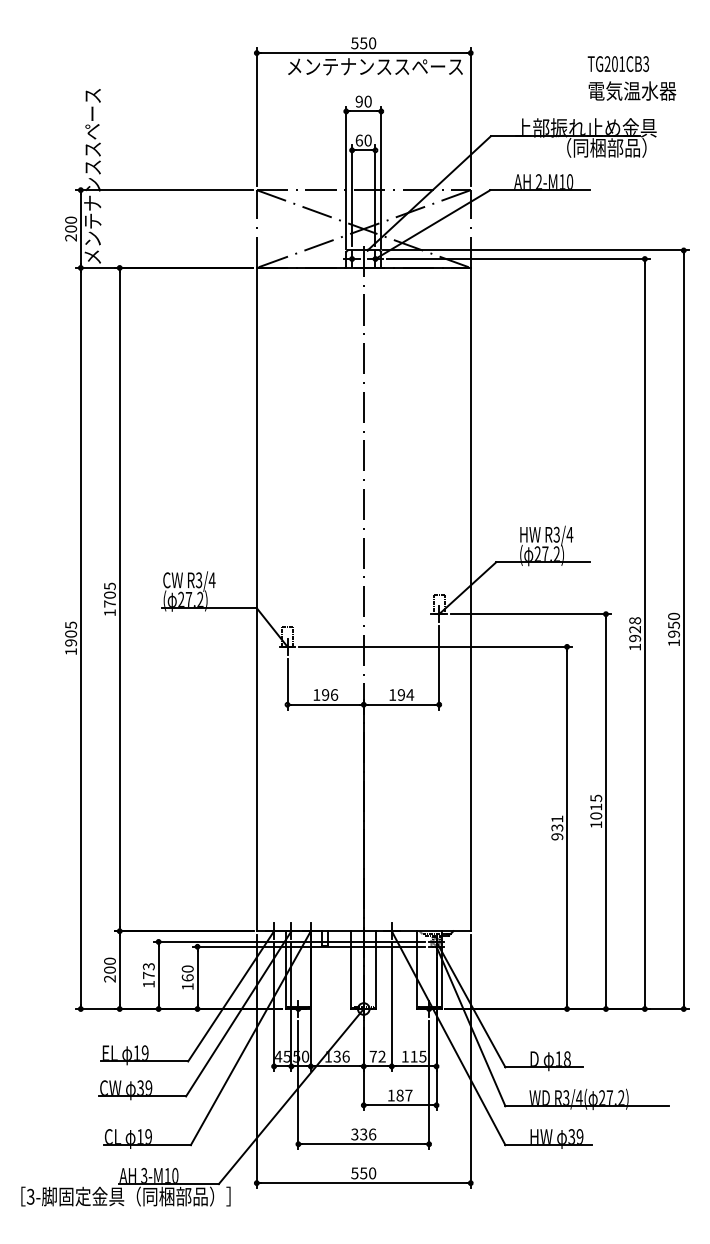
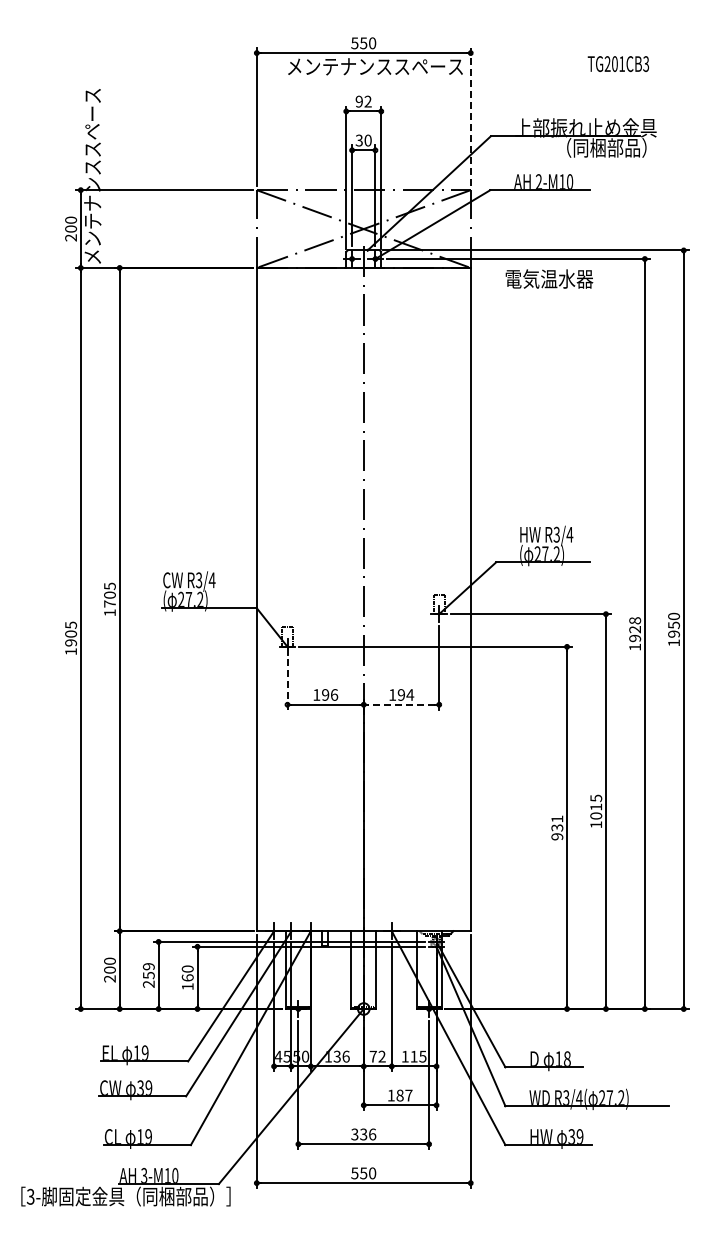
text position: (632, 90) -> (549, 278) (549, 278)
text: 90 -> 92 (367, 101)
line: solid -> dashed (470, 116)
text: 60 -> 30 (358, 140)
line: solid -> dashed (287, 684)
line: solid -> dashed (401, 704)
text: 173 -> 259 (148, 975)
